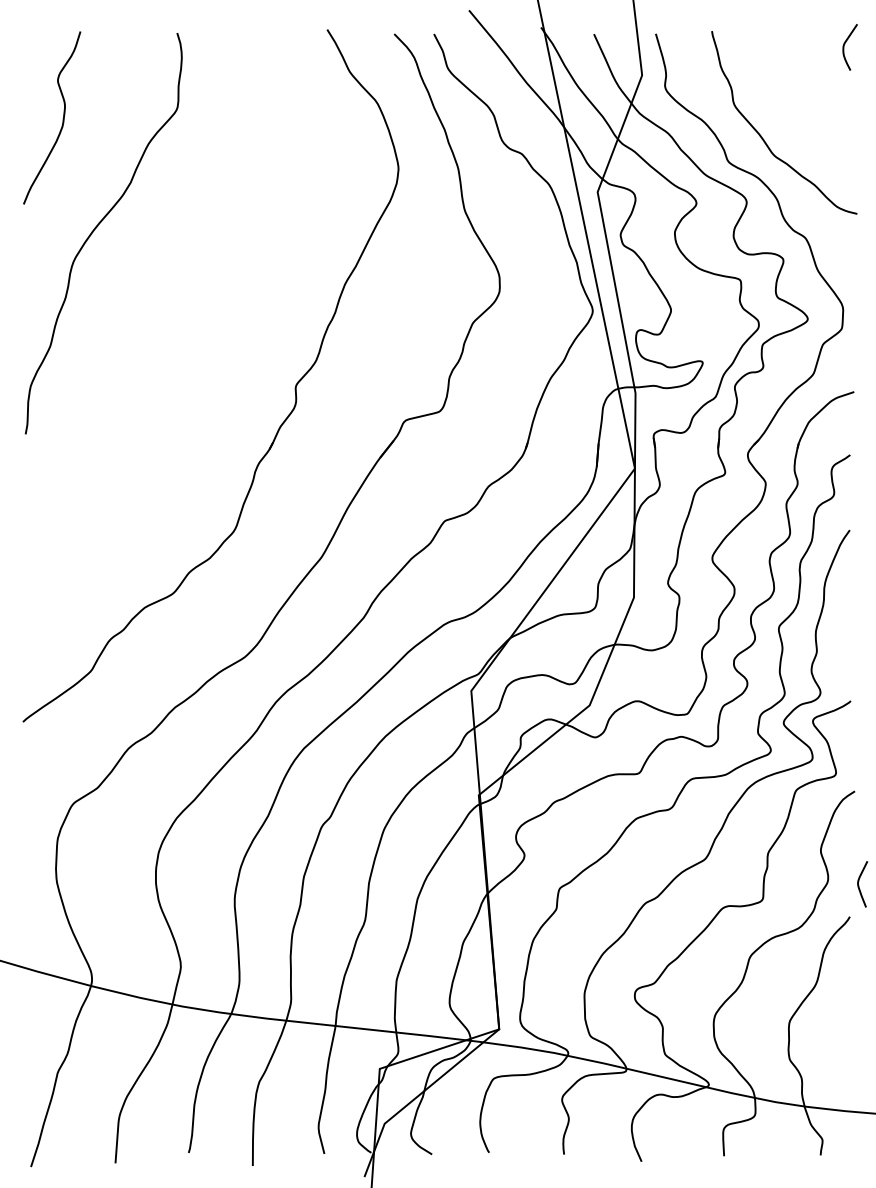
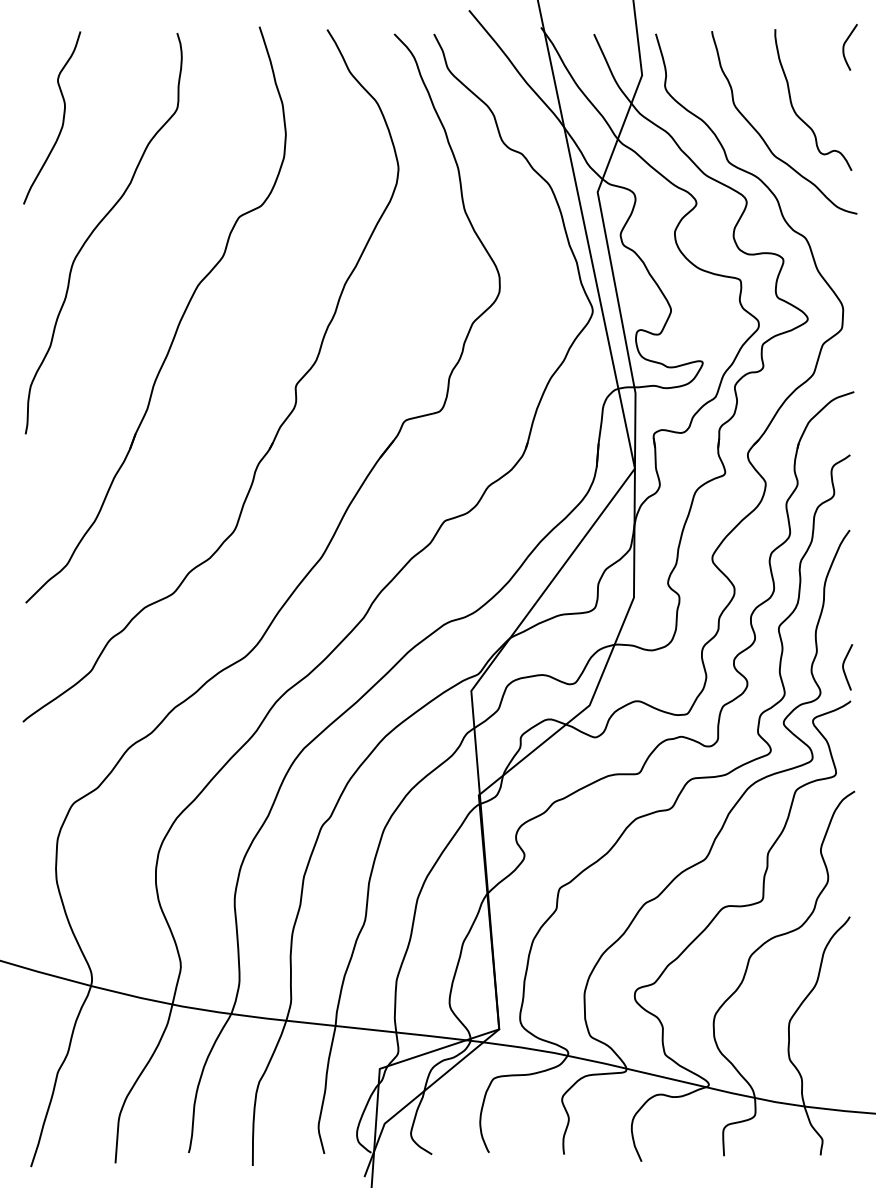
curve: none -> present (794, 108)
part: none -> present (178, 322)
curve position: (859, 885) -> (844, 668) (844, 668)
